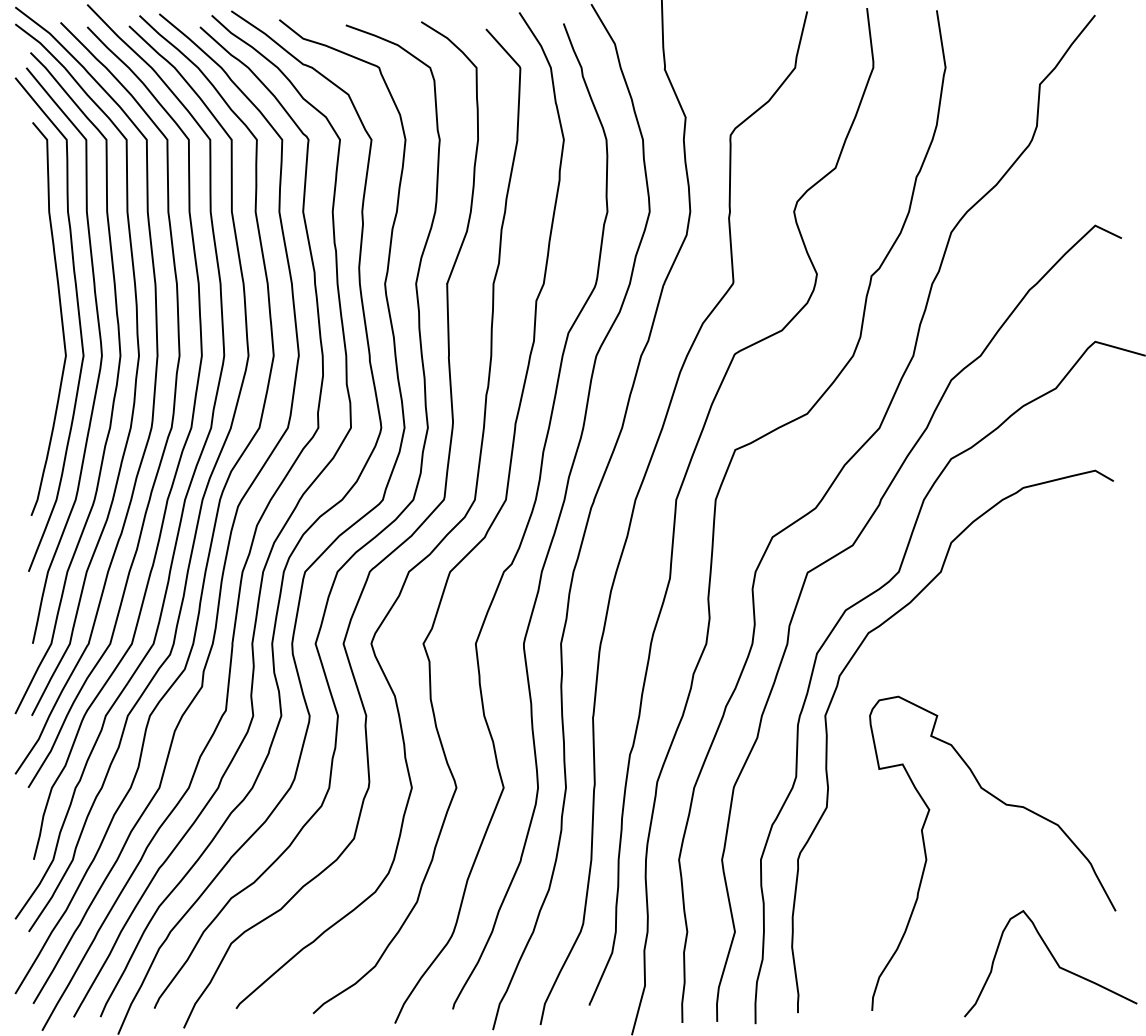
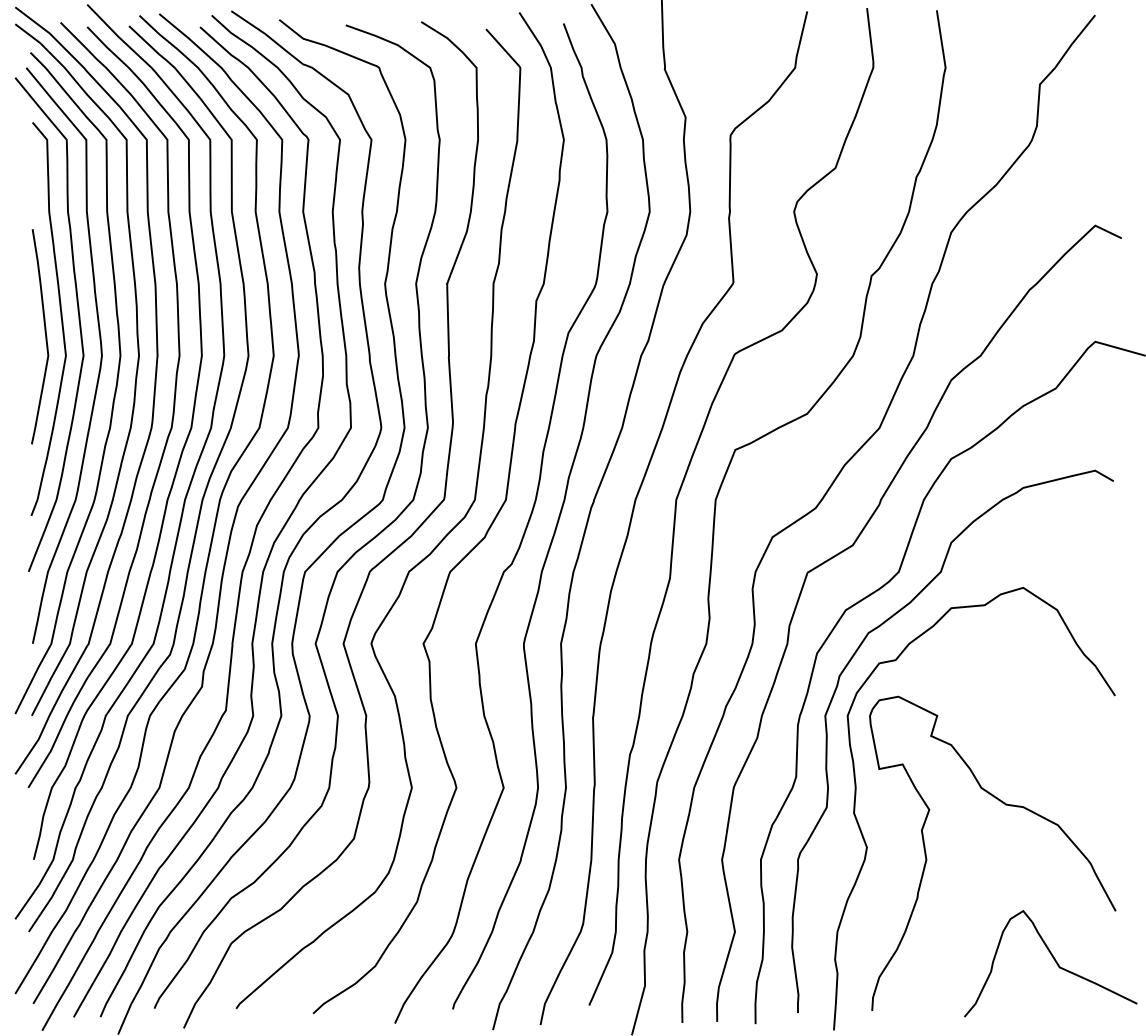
curve: none -> present (45, 336)
curve: none -> present (867, 845)
